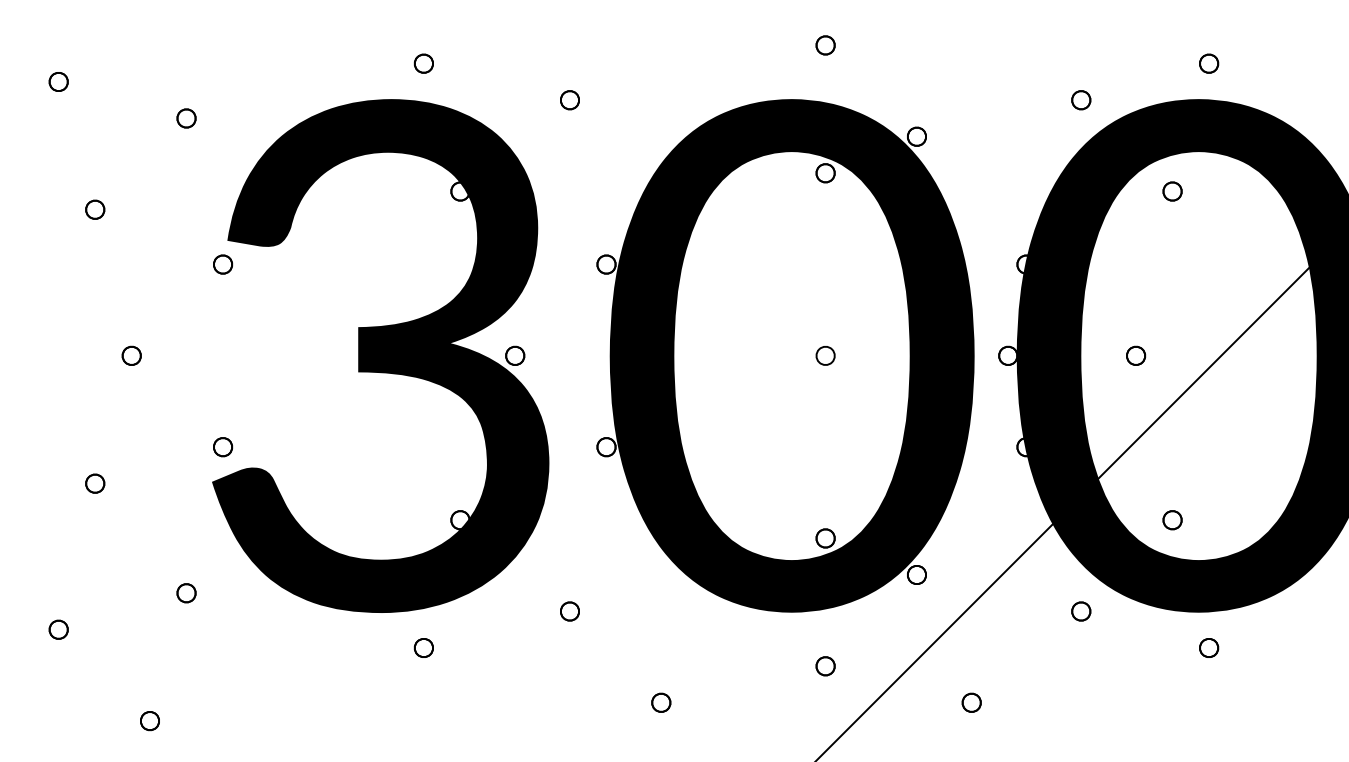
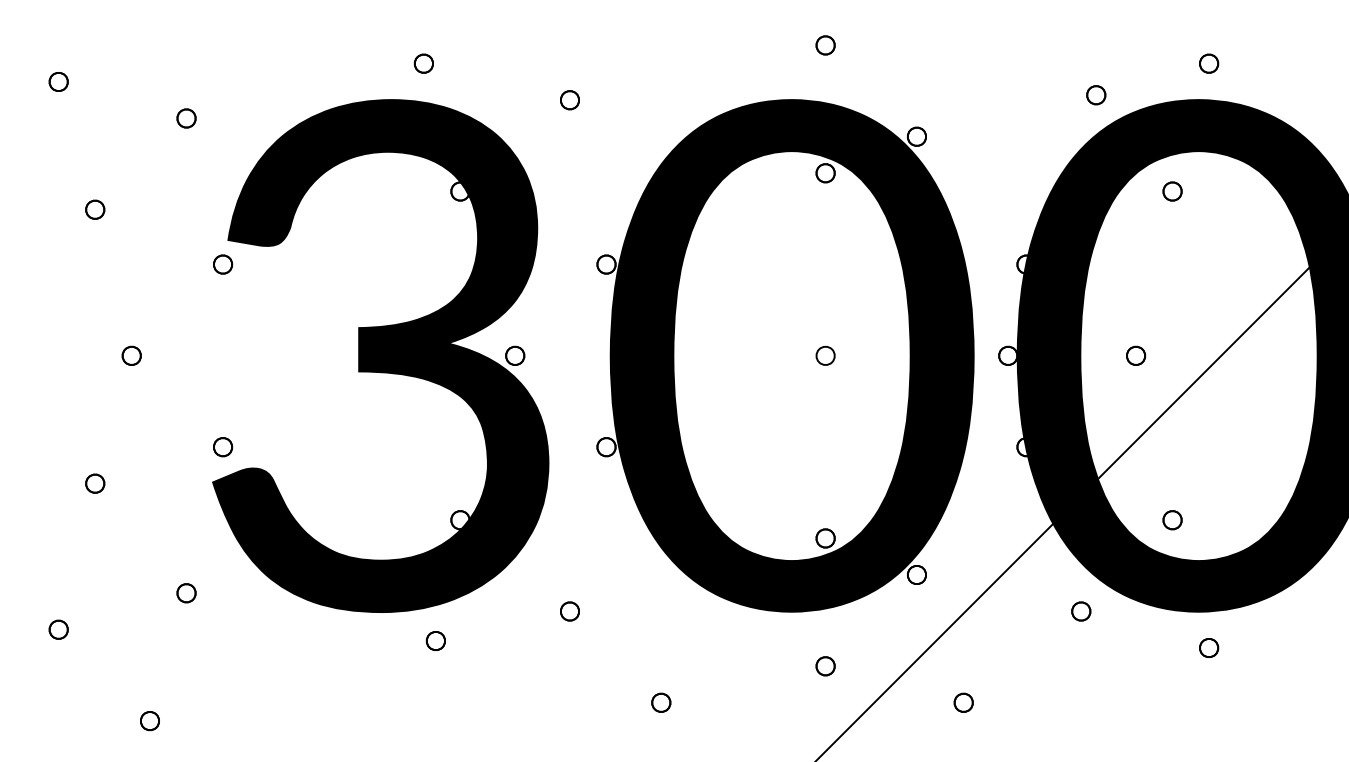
part position: (1081, 100) -> (1096, 95) (1096, 95)
part position: (423, 647) -> (435, 640) (435, 640)
part position: (971, 702) -> (963, 702) (963, 702)
